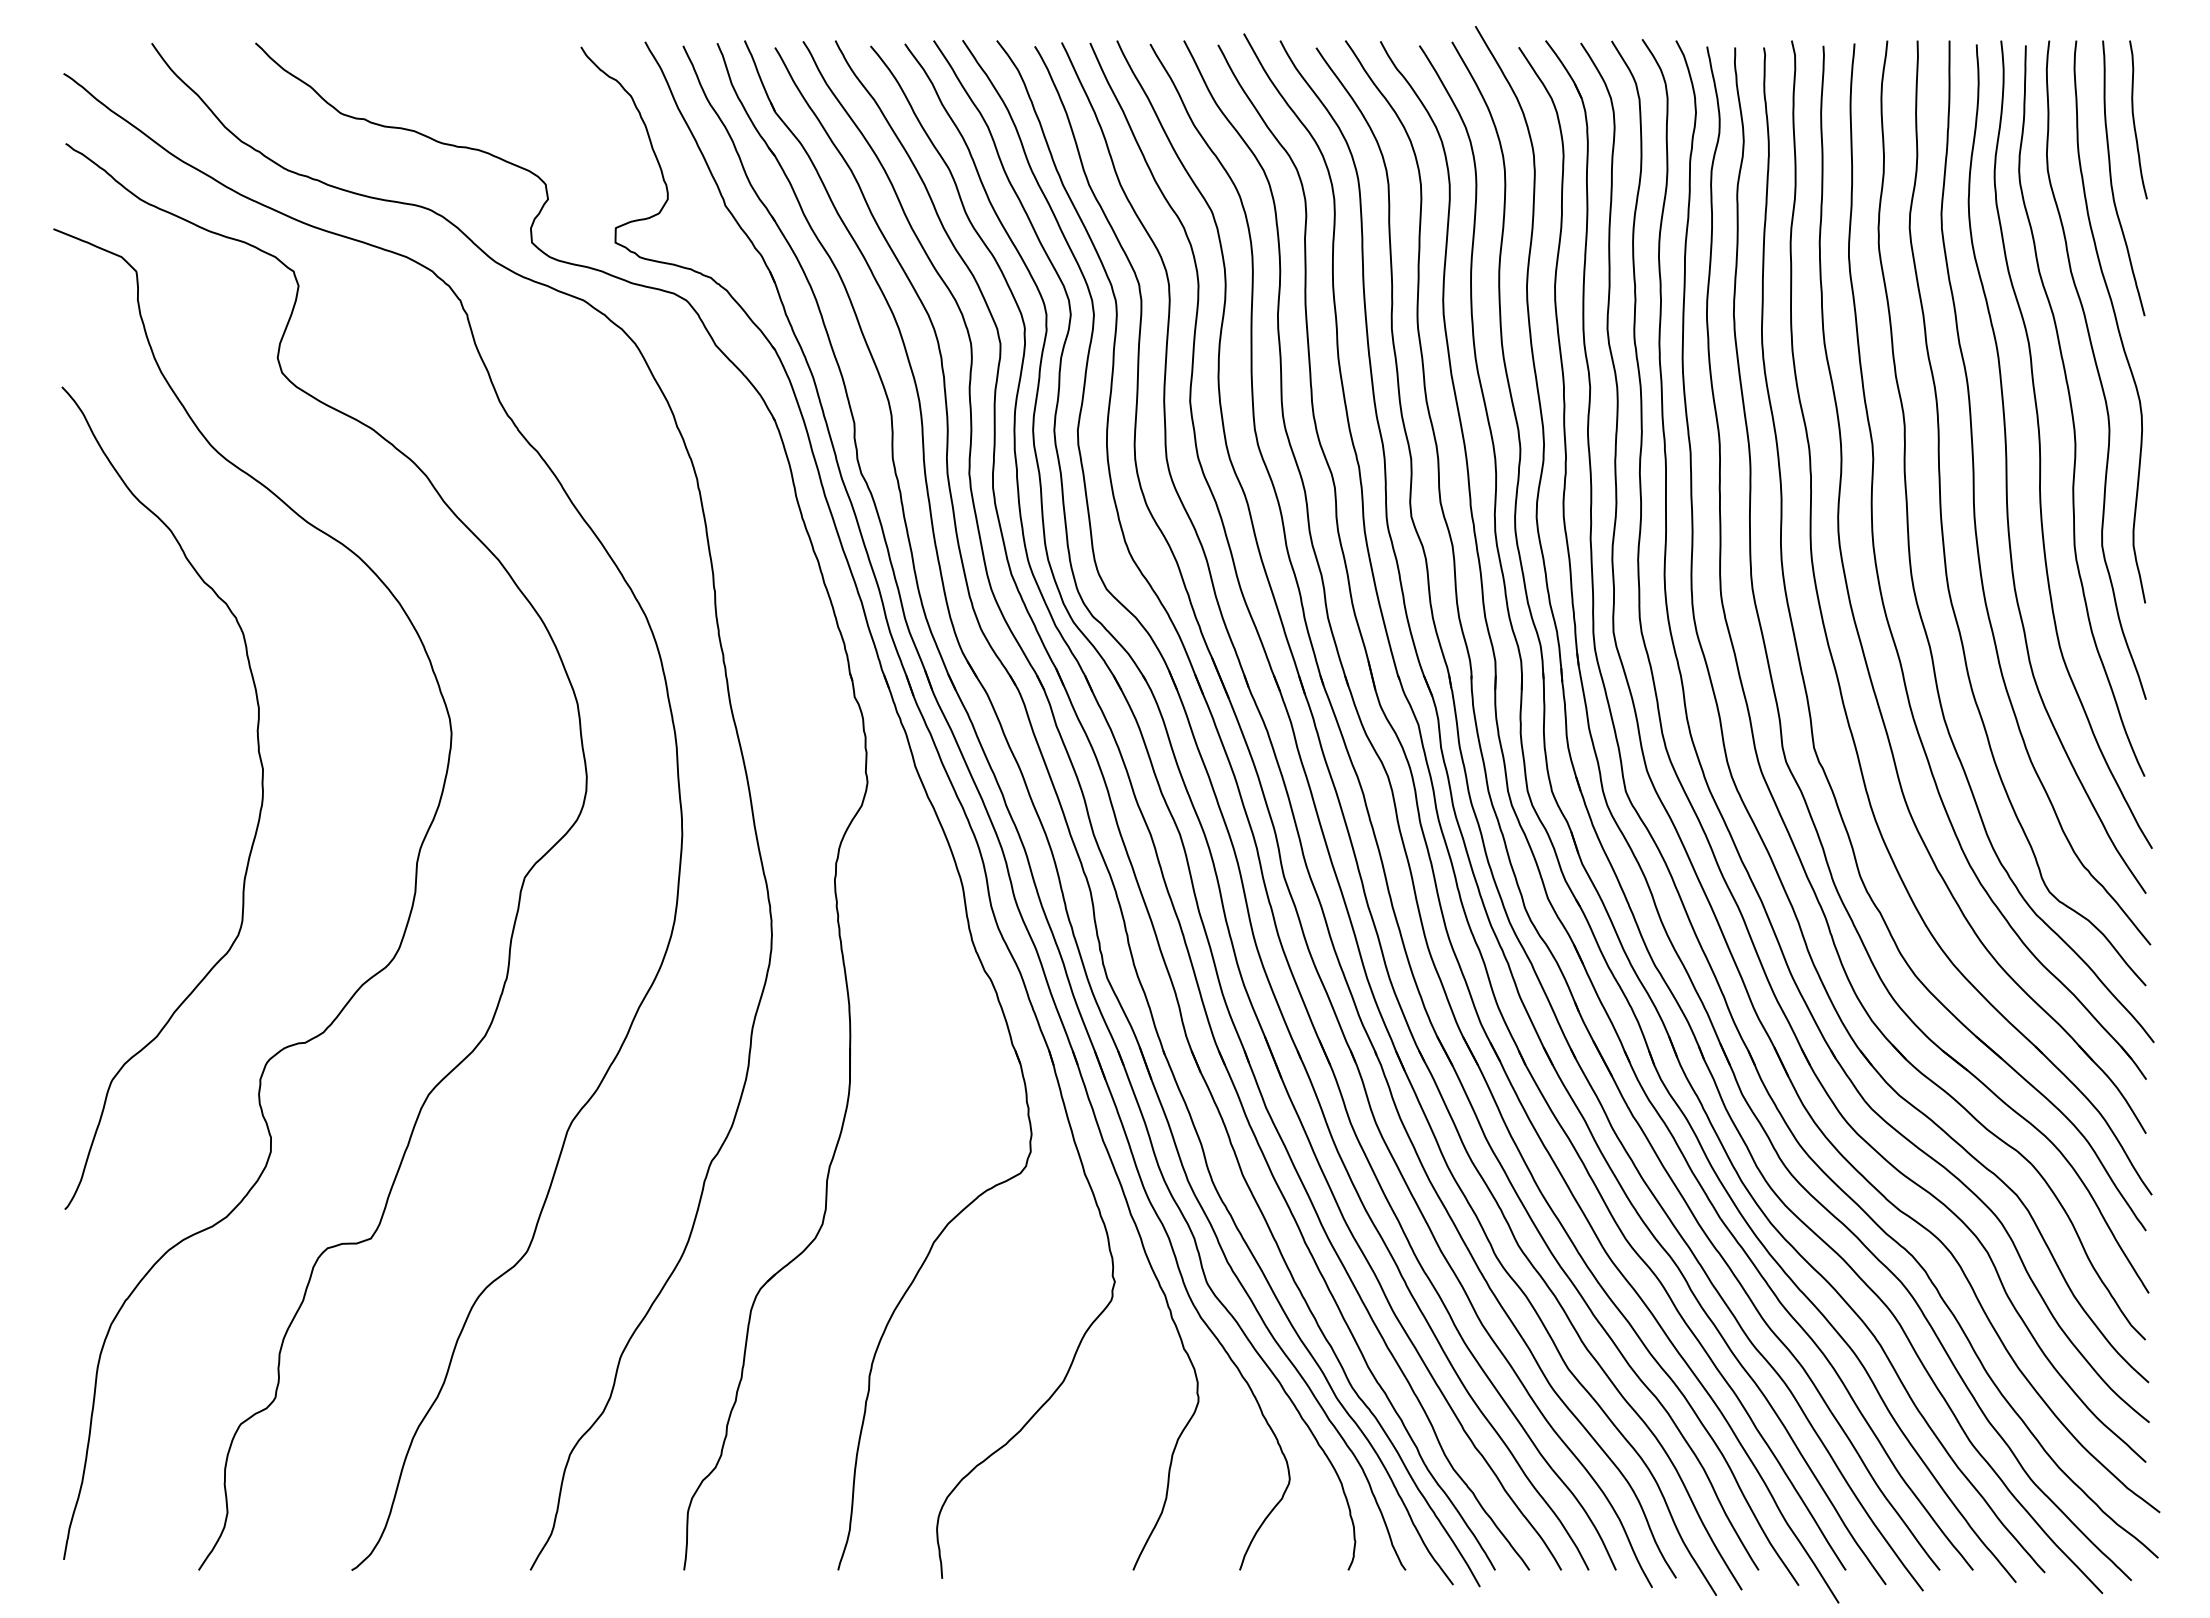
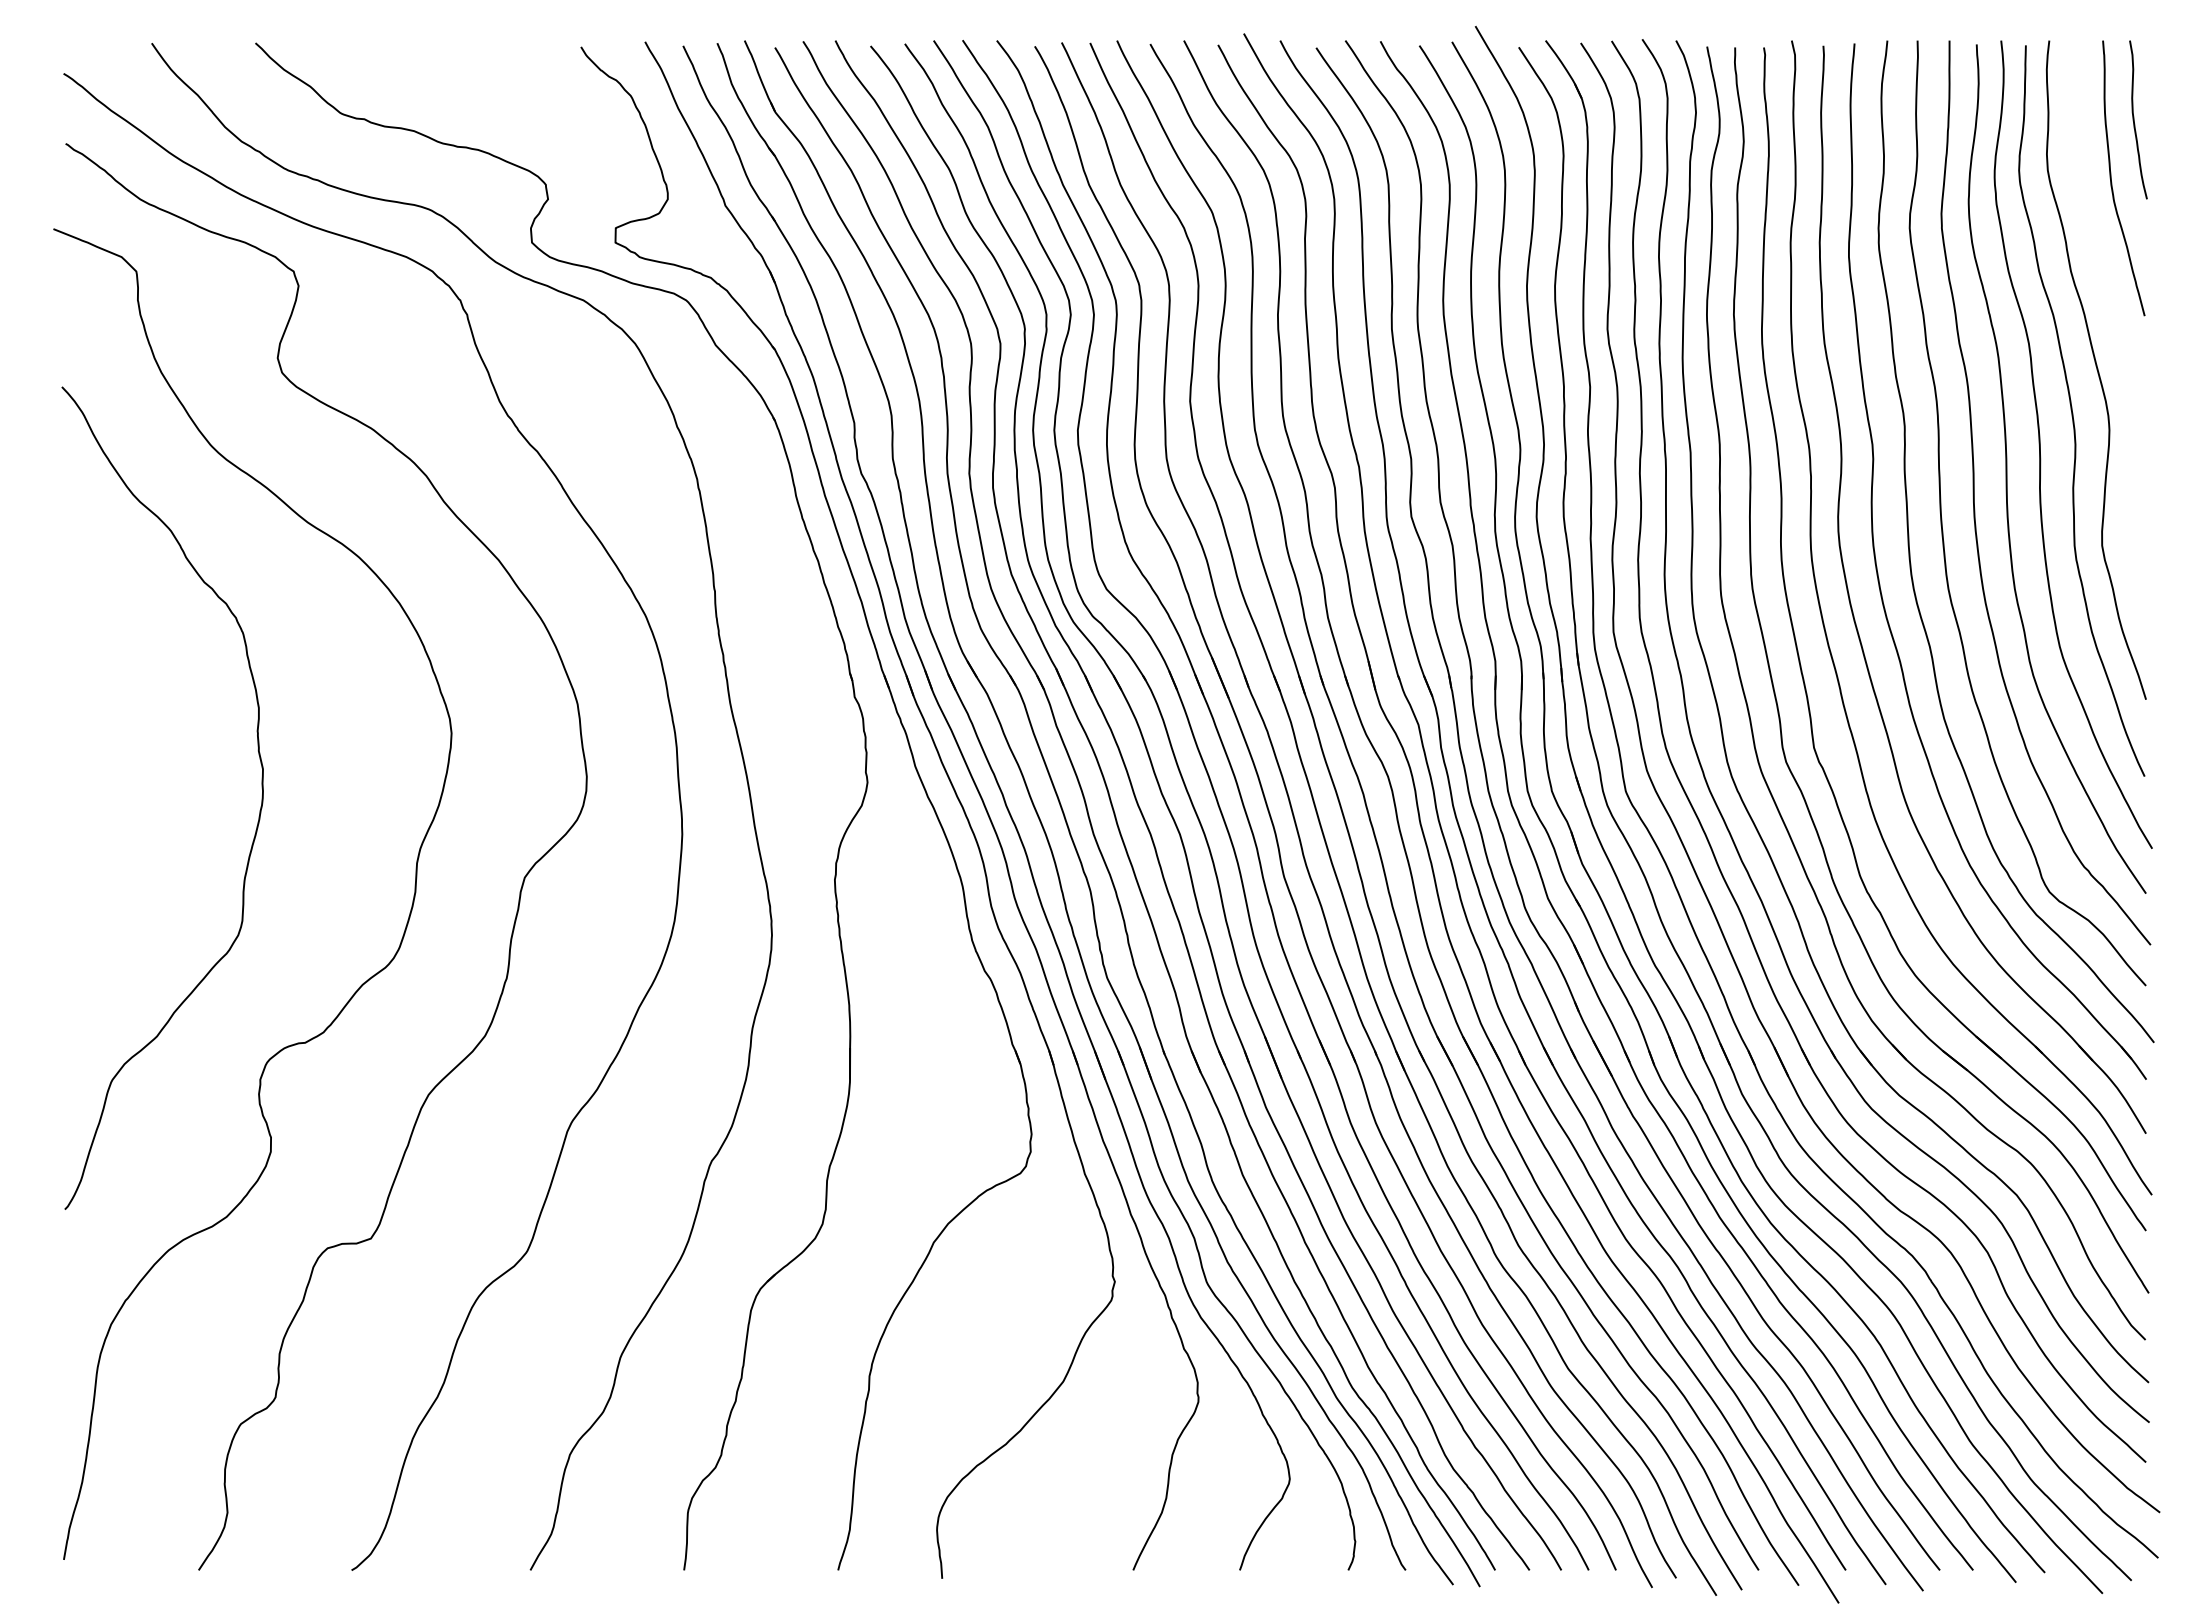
curve: present -> none (2115, 321)
